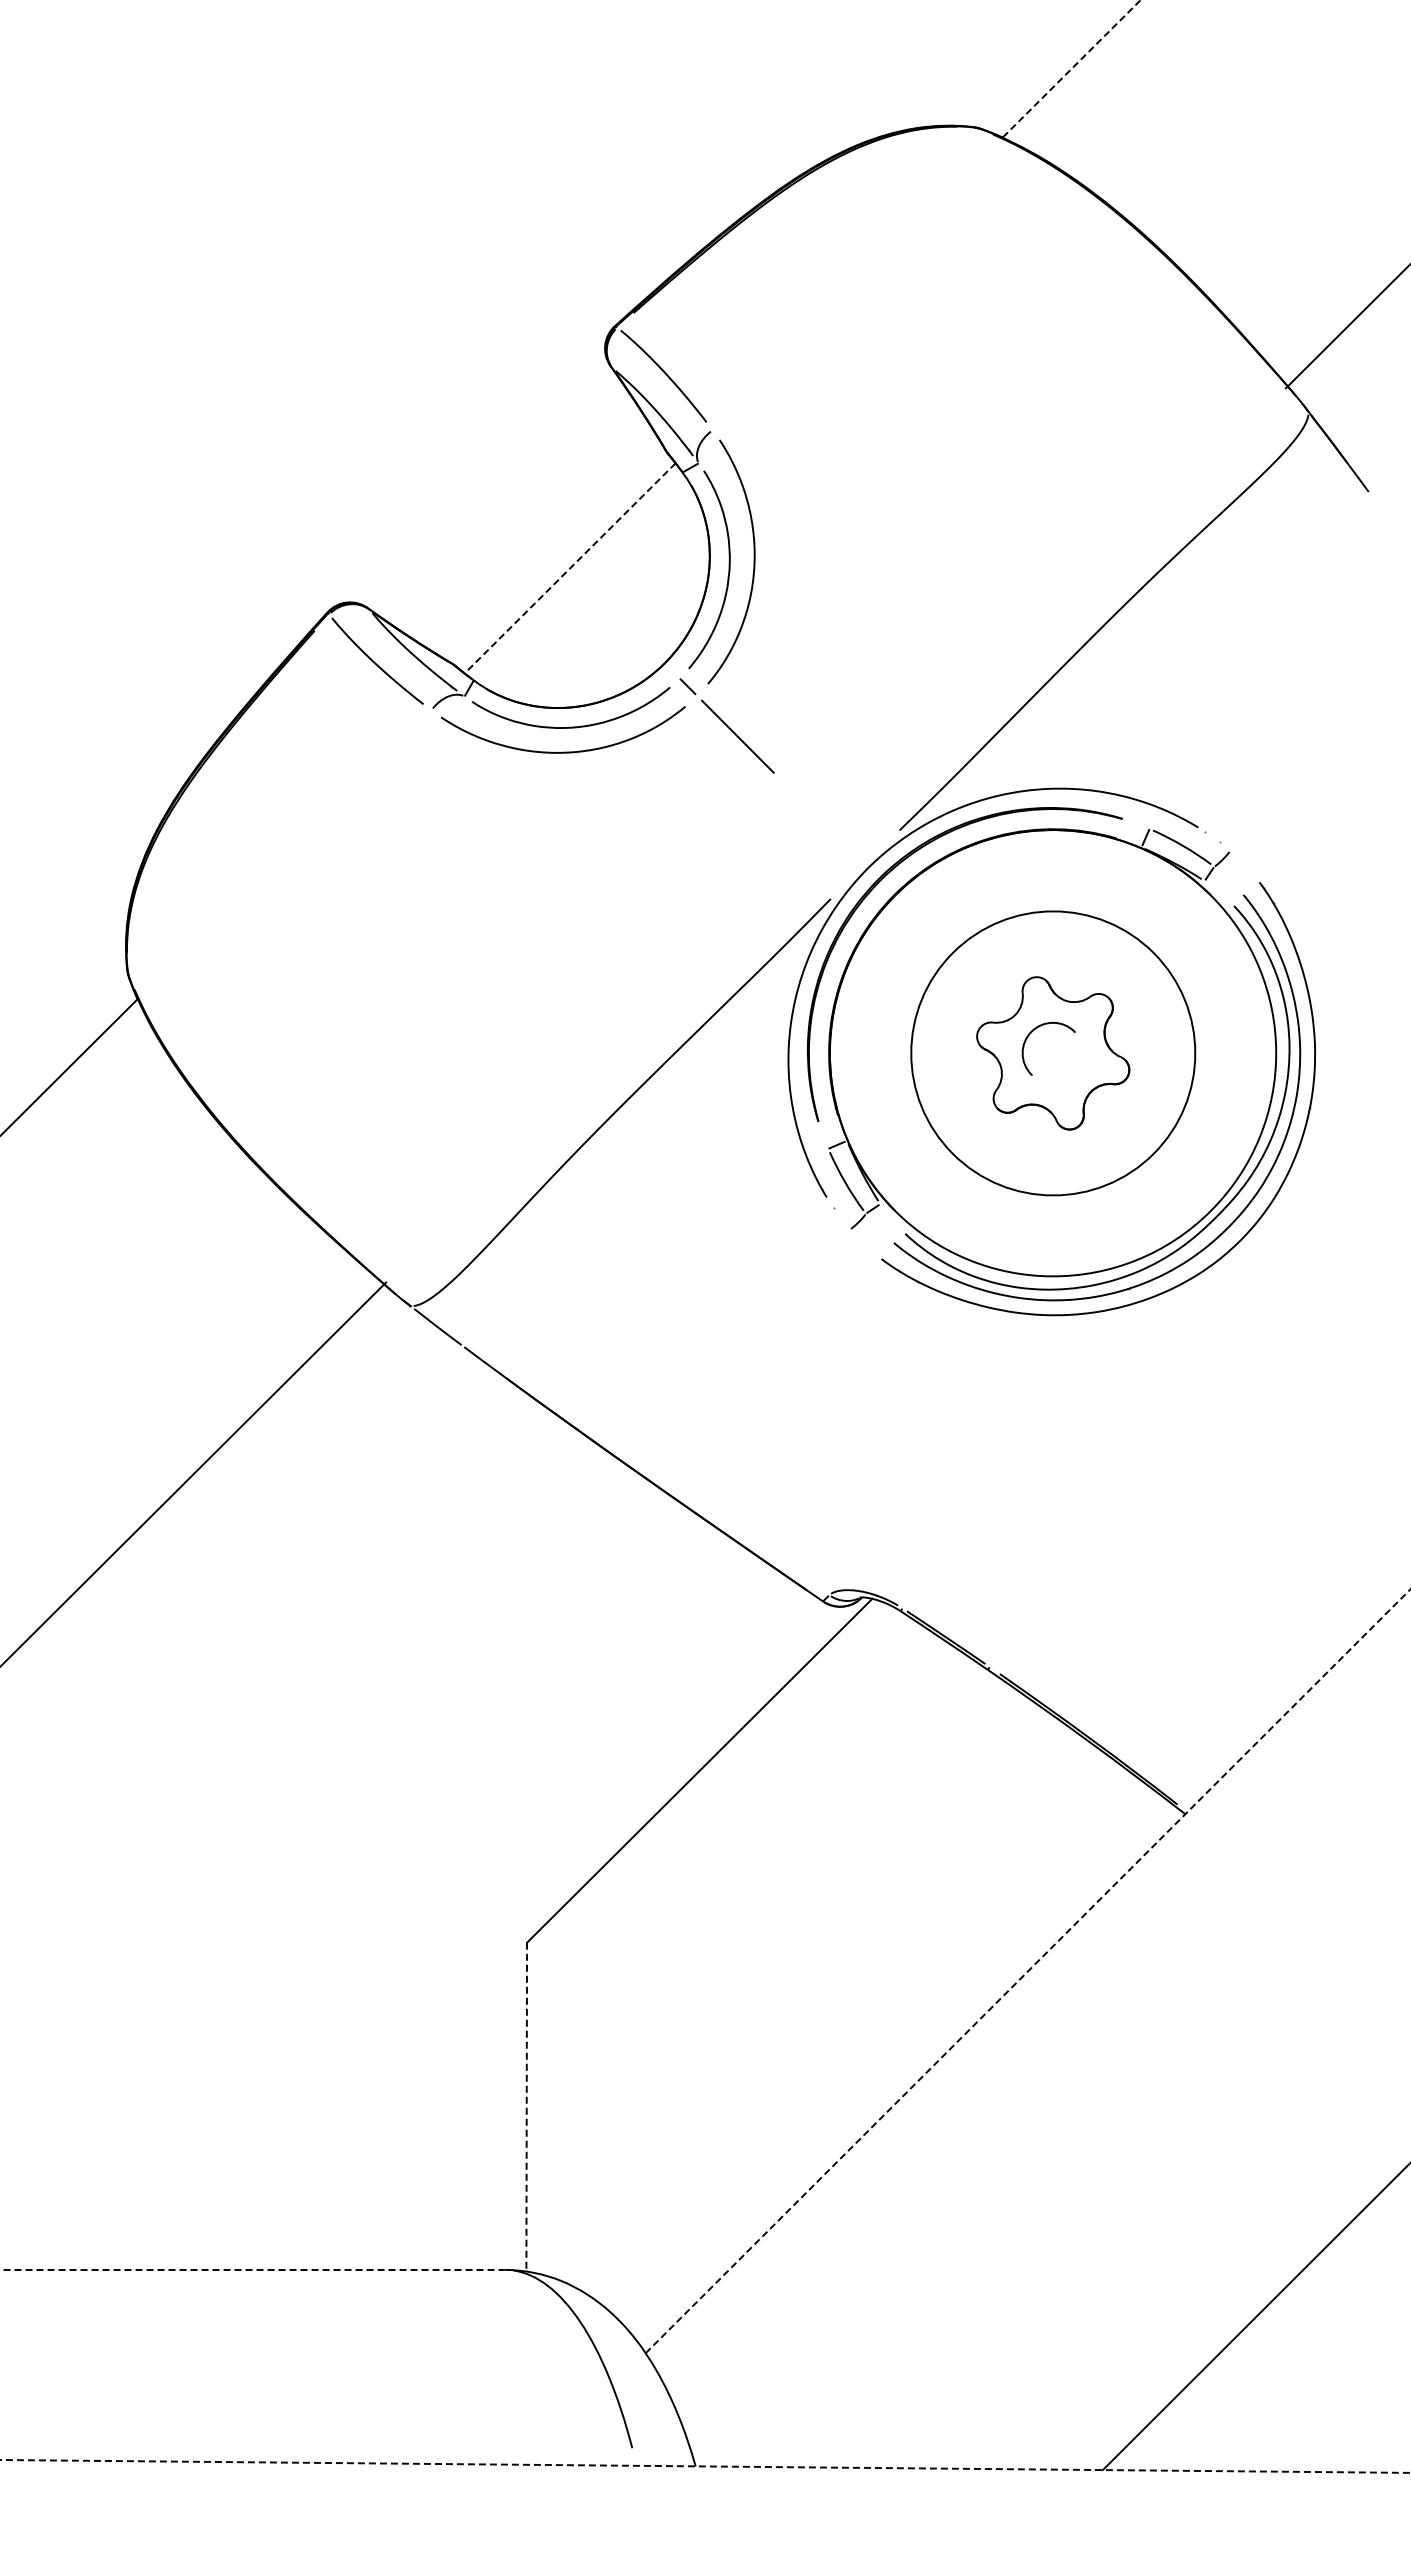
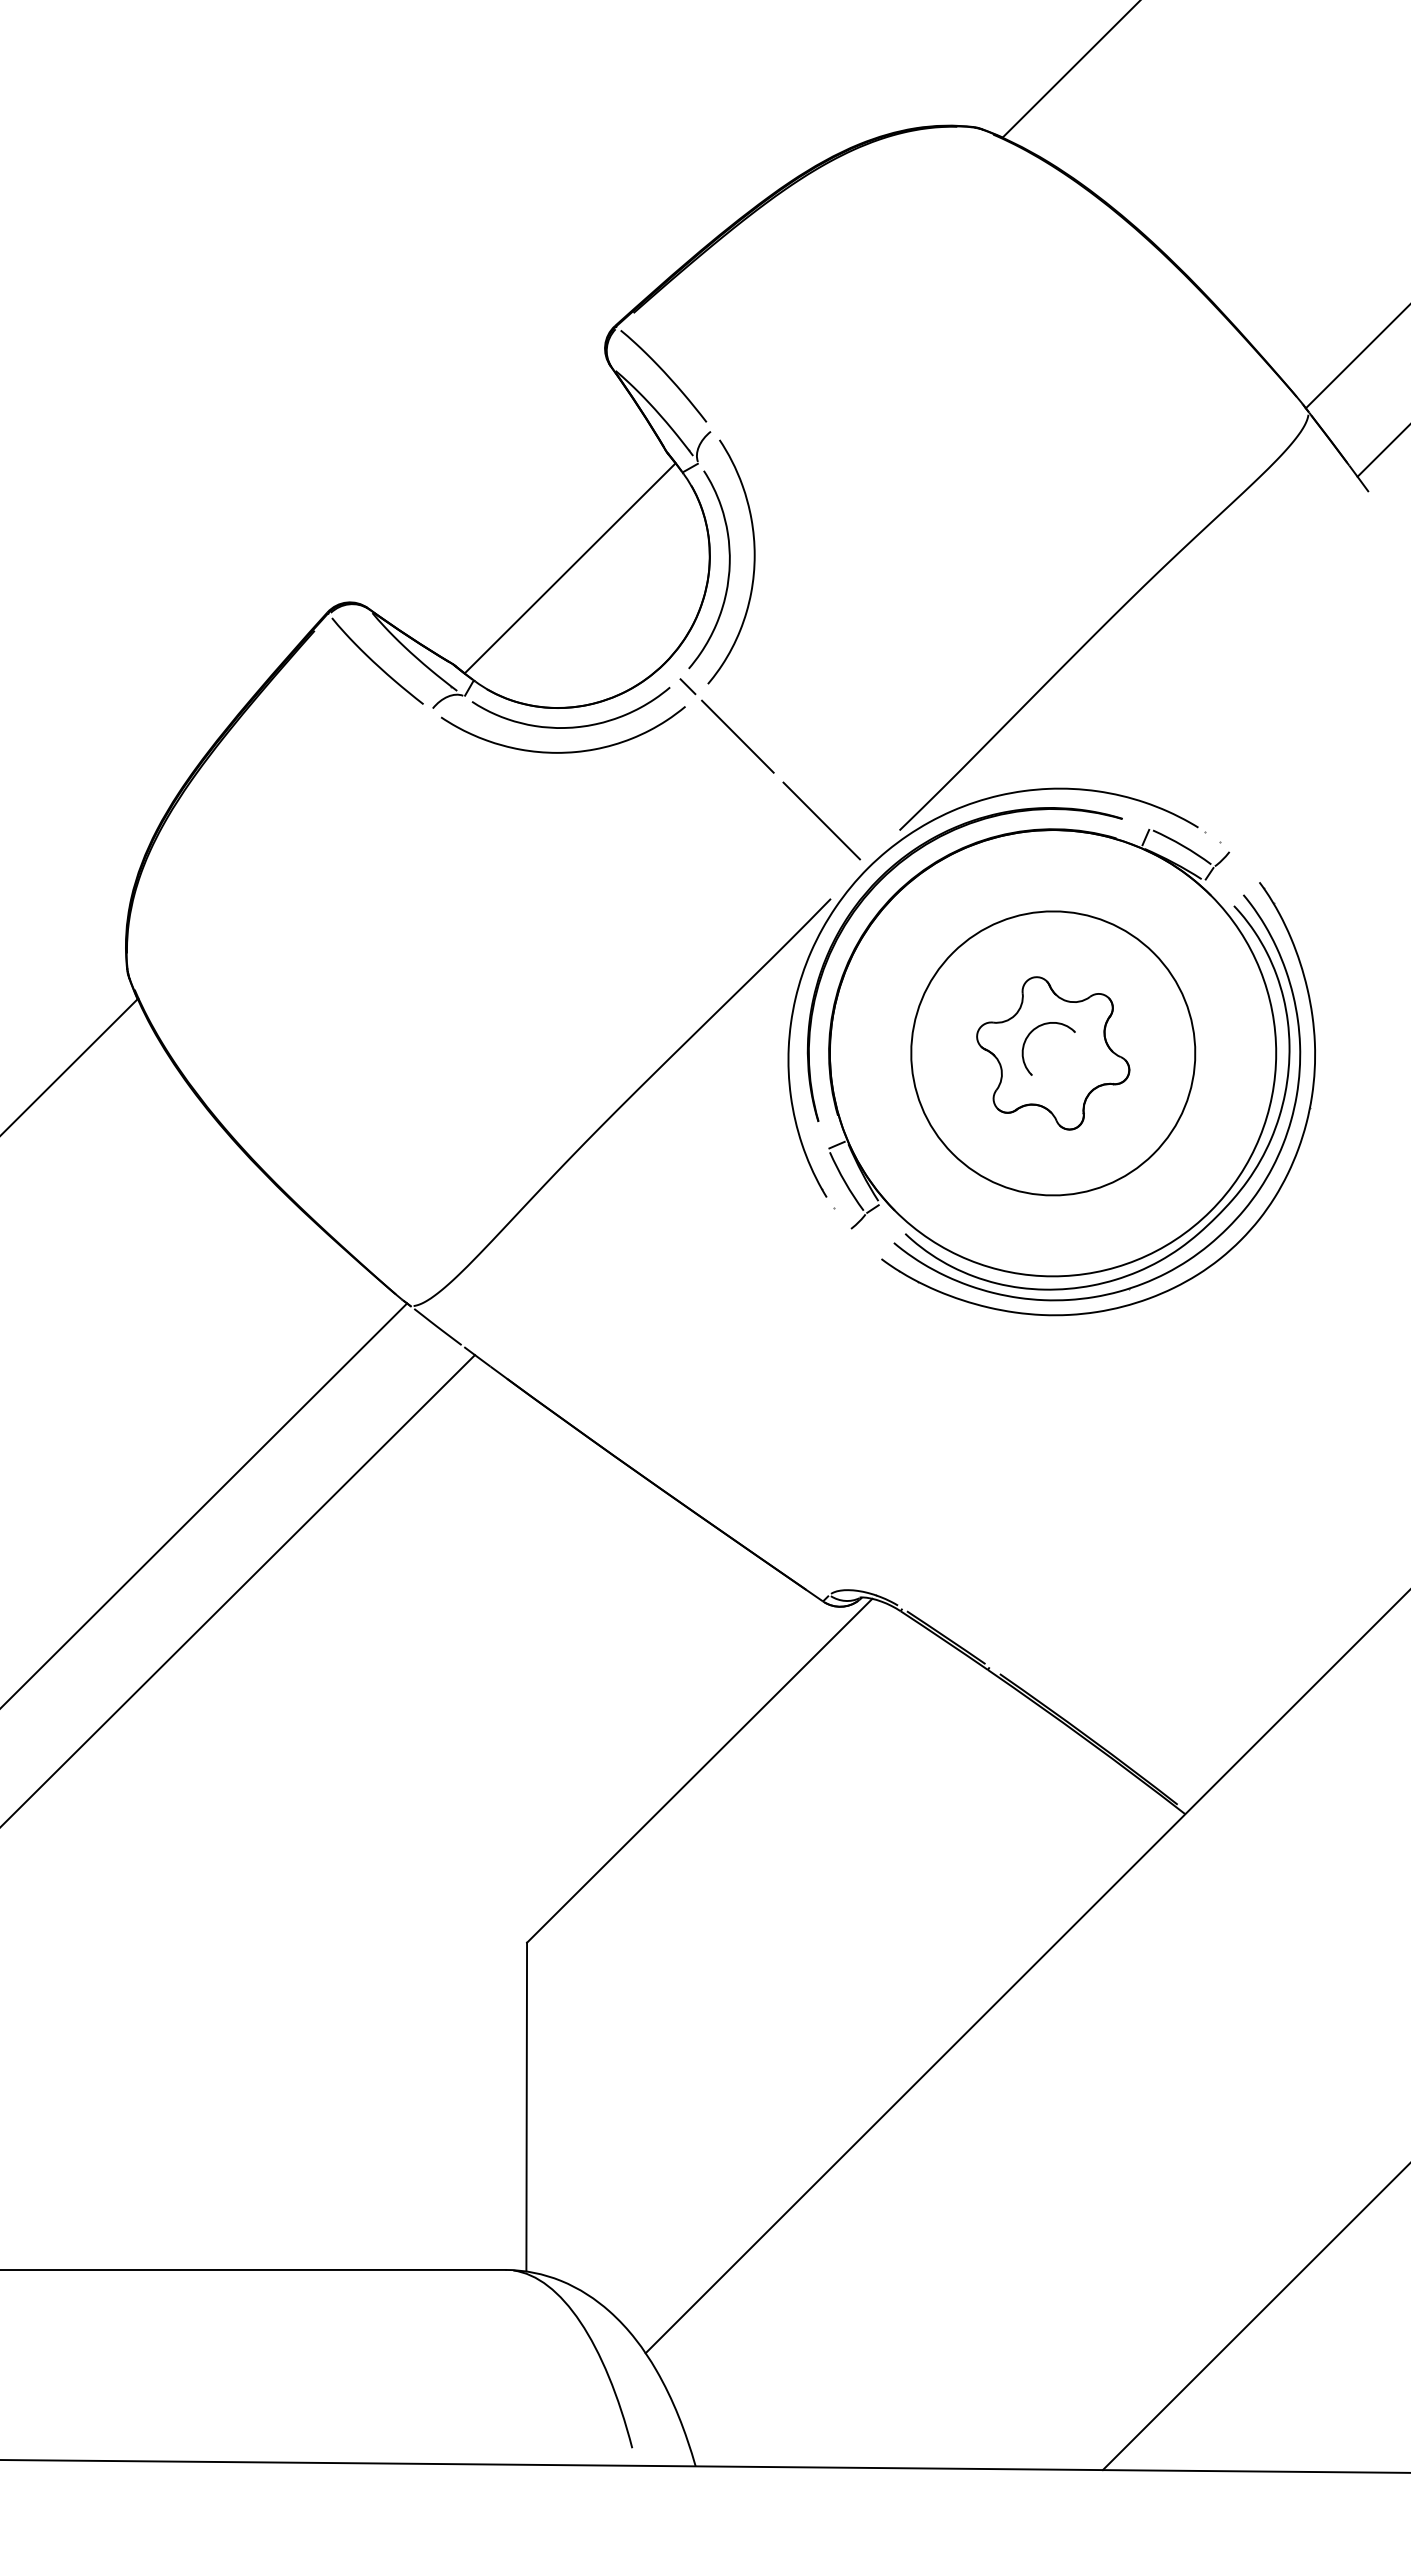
line: dashed -> solid (1071, 69)
line position: (1346, 327) -> (1356, 357) (1356, 357)
line: none -> present (1382, 451)
line: dashed -> solid (570, 568)
line: none -> present (821, 820)
line position: (194, 1473) -> (204, 1504) (204, 1504)
line: none -> present (238, 1590)
line: dashed -> solid (1028, 1970)
line: dashed -> solid (526, 2107)
line: dashed -> solid (252, 2269)
line: dashed -> solid (705, 2466)
